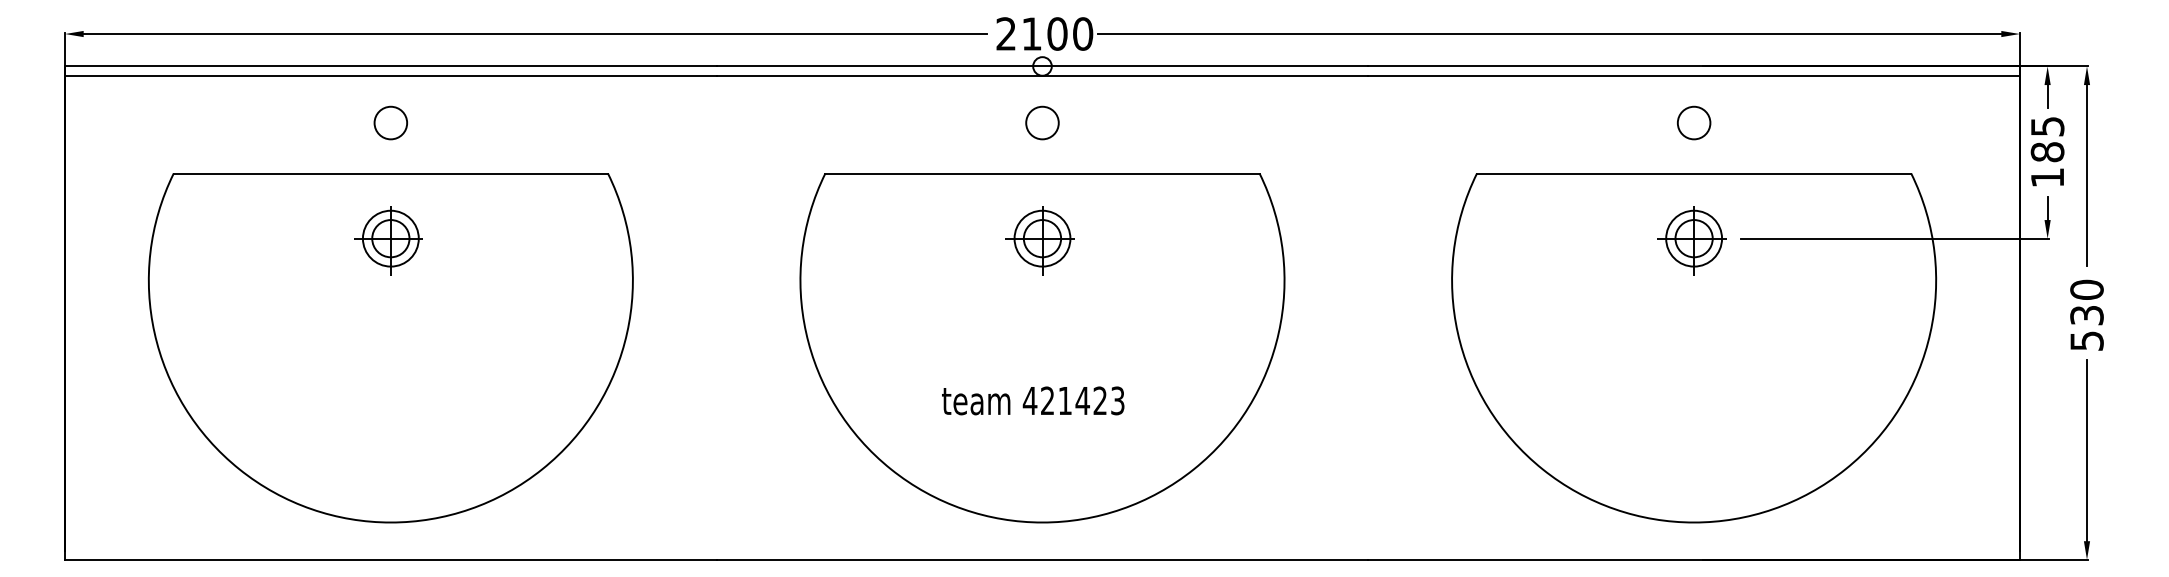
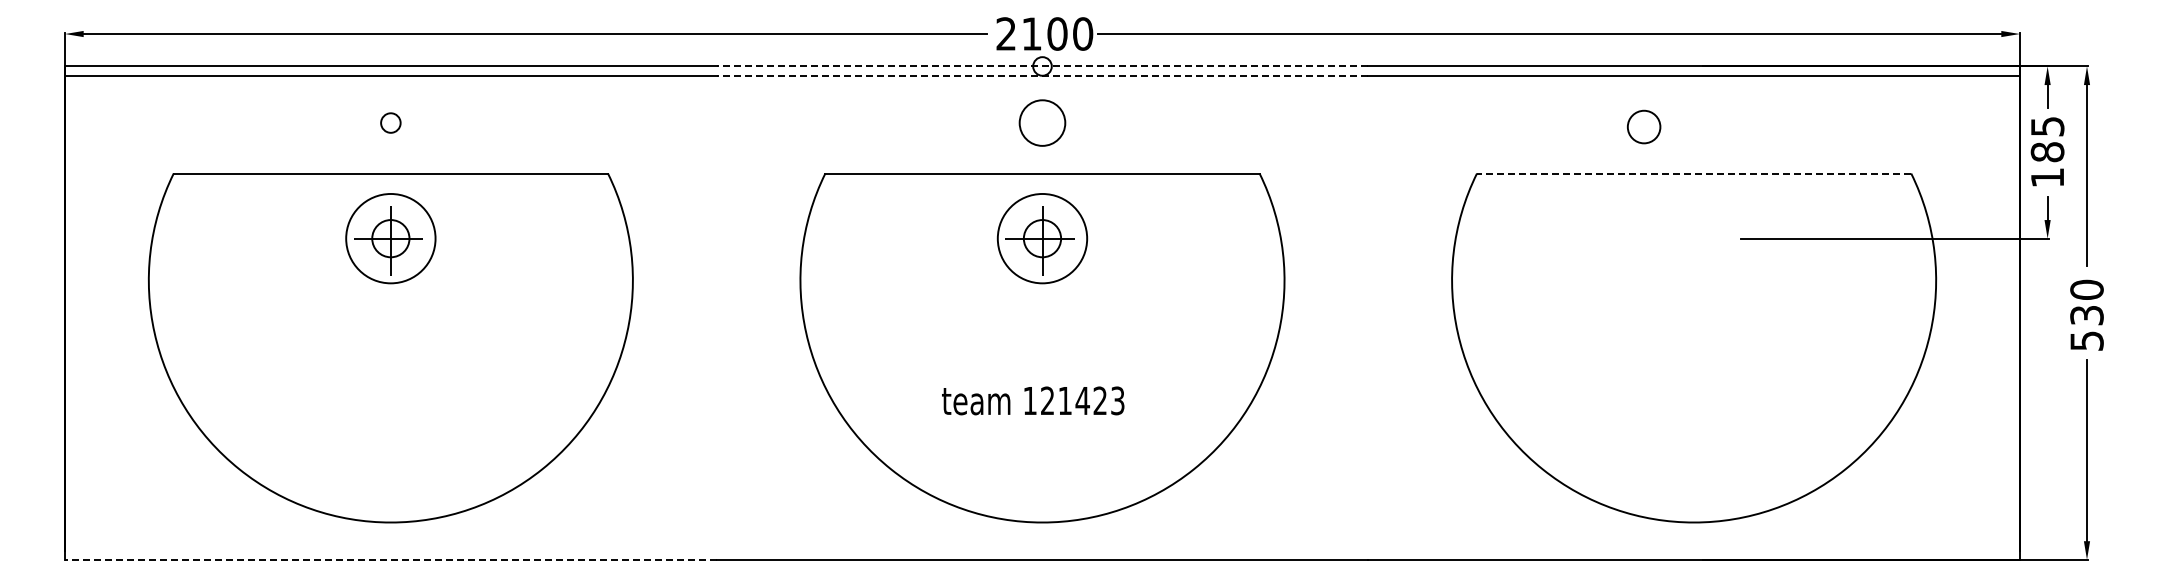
line: solid -> dashed (1042, 66)
line: solid -> dashed (1042, 75)
circle diameter: 33 px -> 20 px (390, 122)
circle size: 35x36 px -> 49x48 px (1042, 122)
circle position: (1694, 122) -> (1644, 126) (1644, 126)
line: solid -> dashed (1693, 173)
circle diameter: 56 px -> 89 px (390, 238)
circle diameter: 56 px -> 89 px (1042, 238)
part: present -> none (1691, 240)
text: 421423 -> 121423 (1029, 400)
line: solid -> dashed (390, 559)
